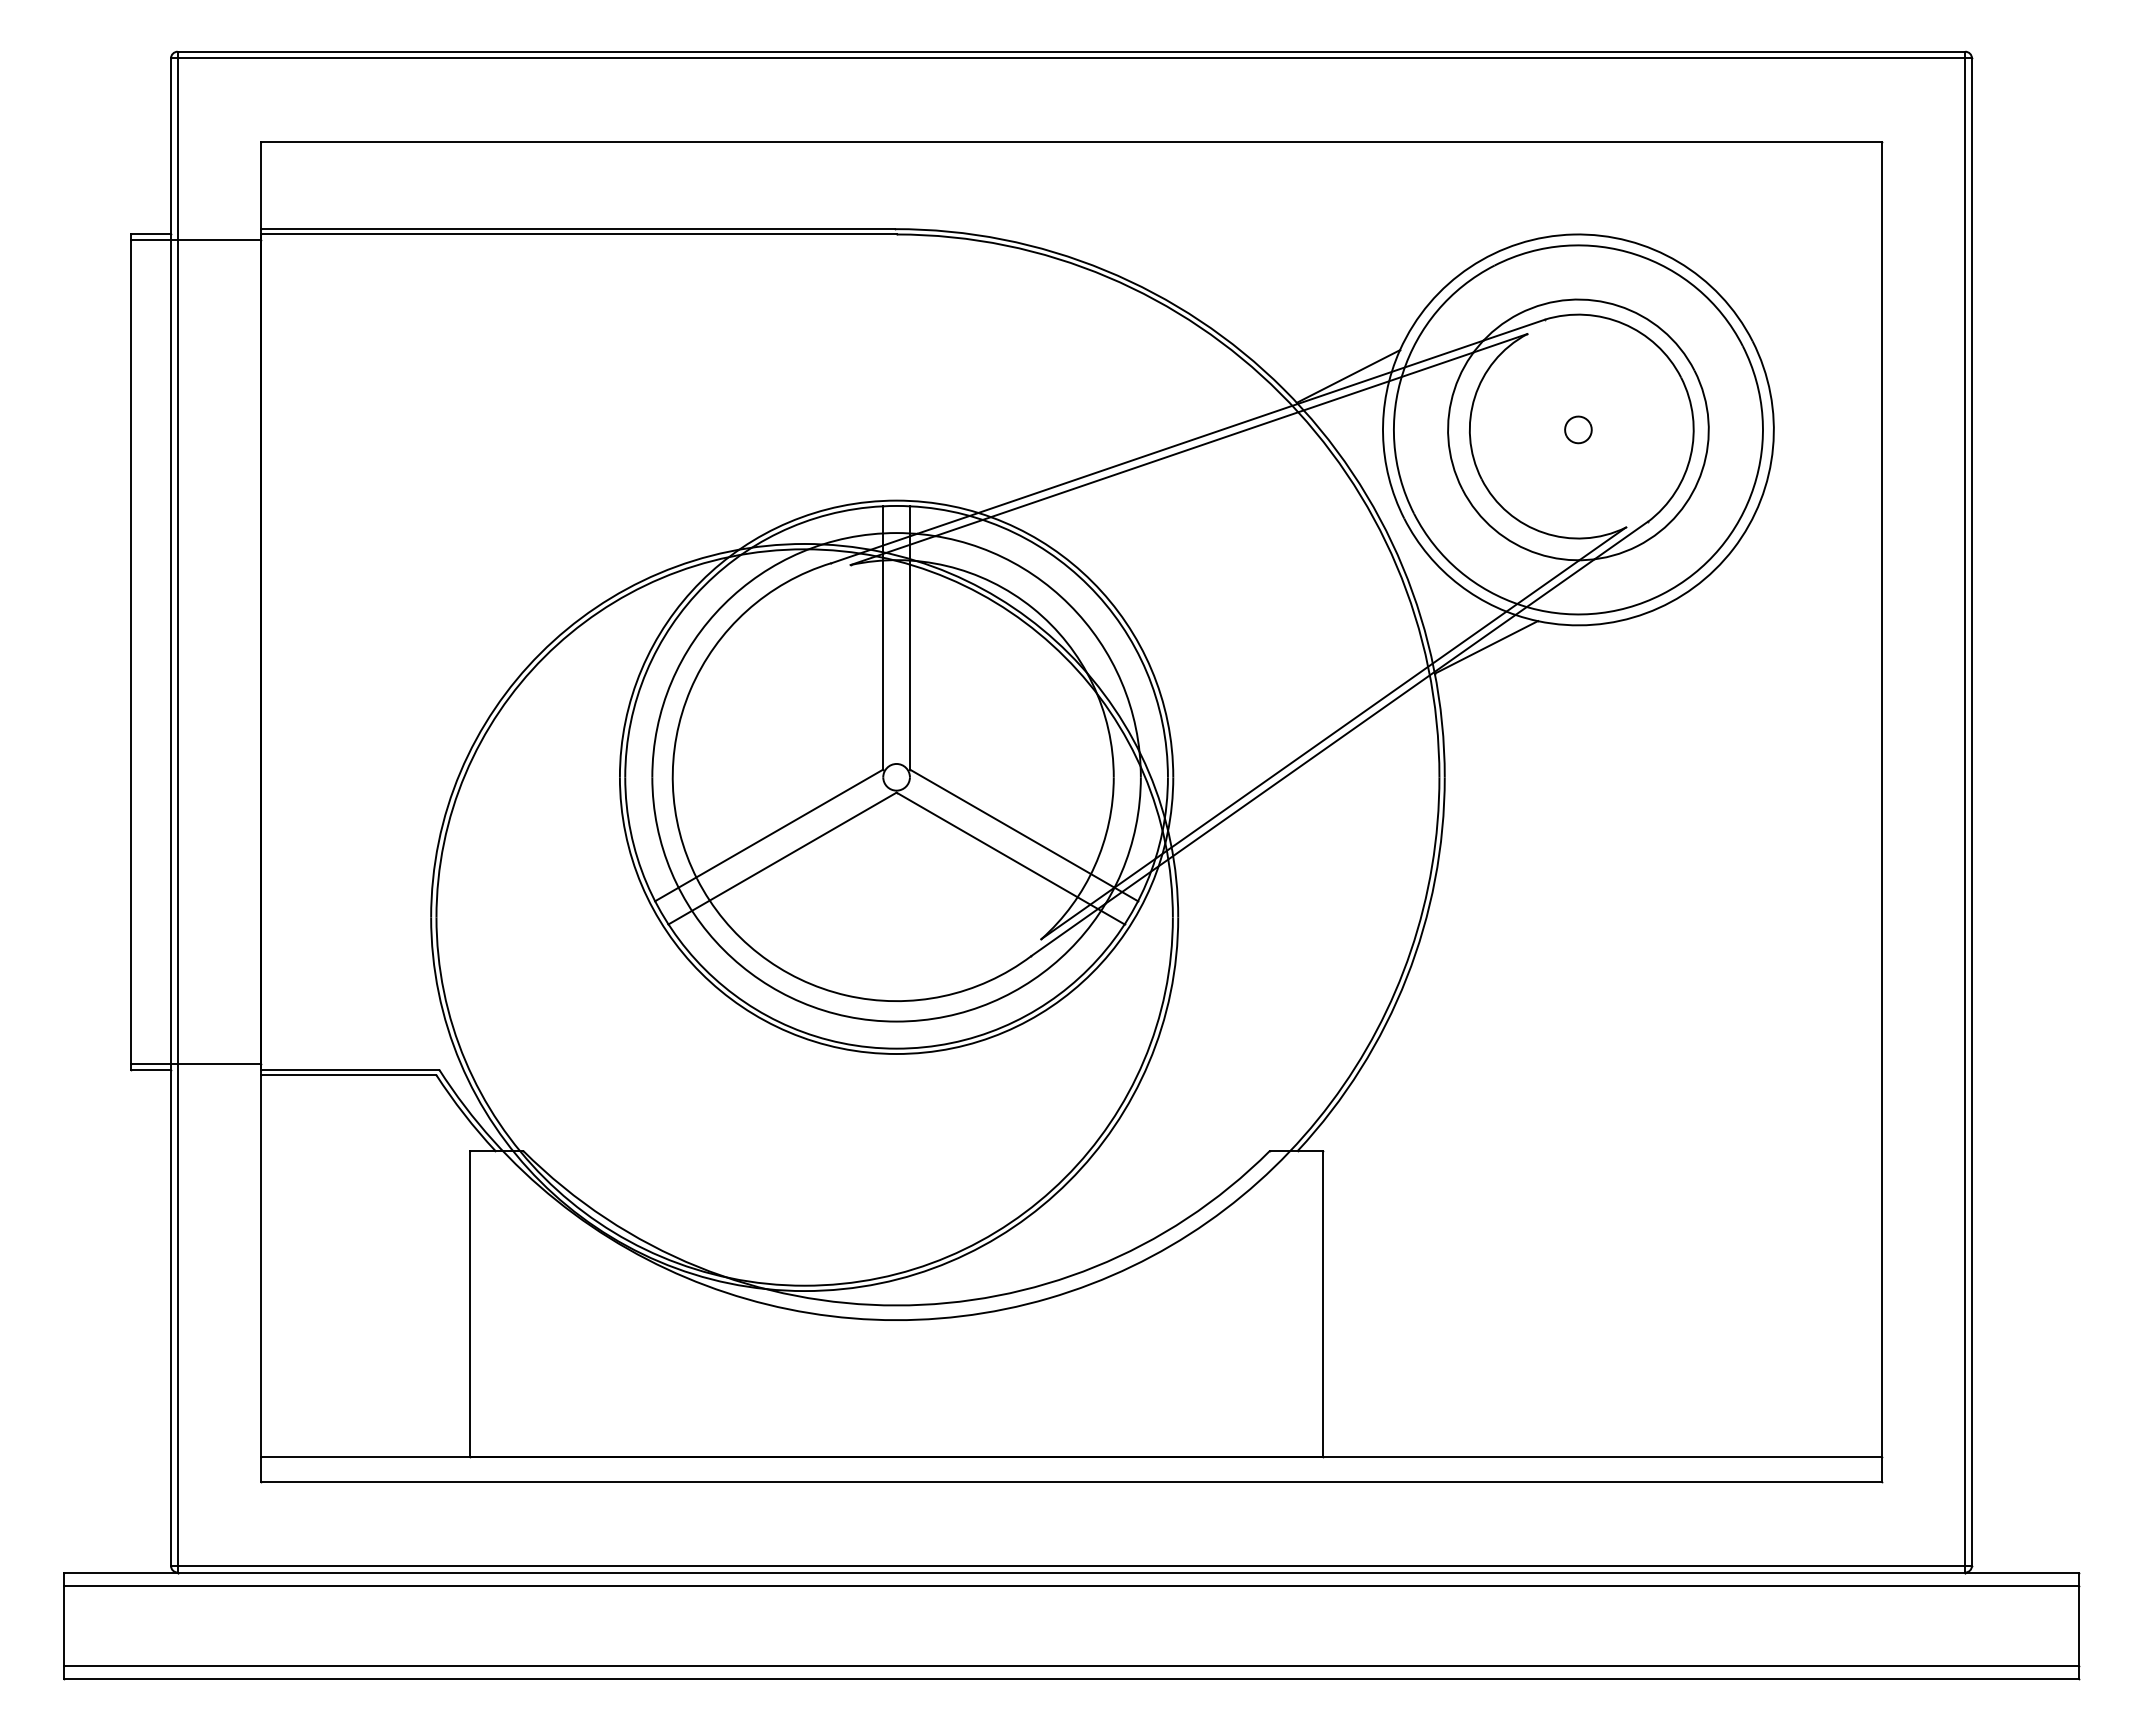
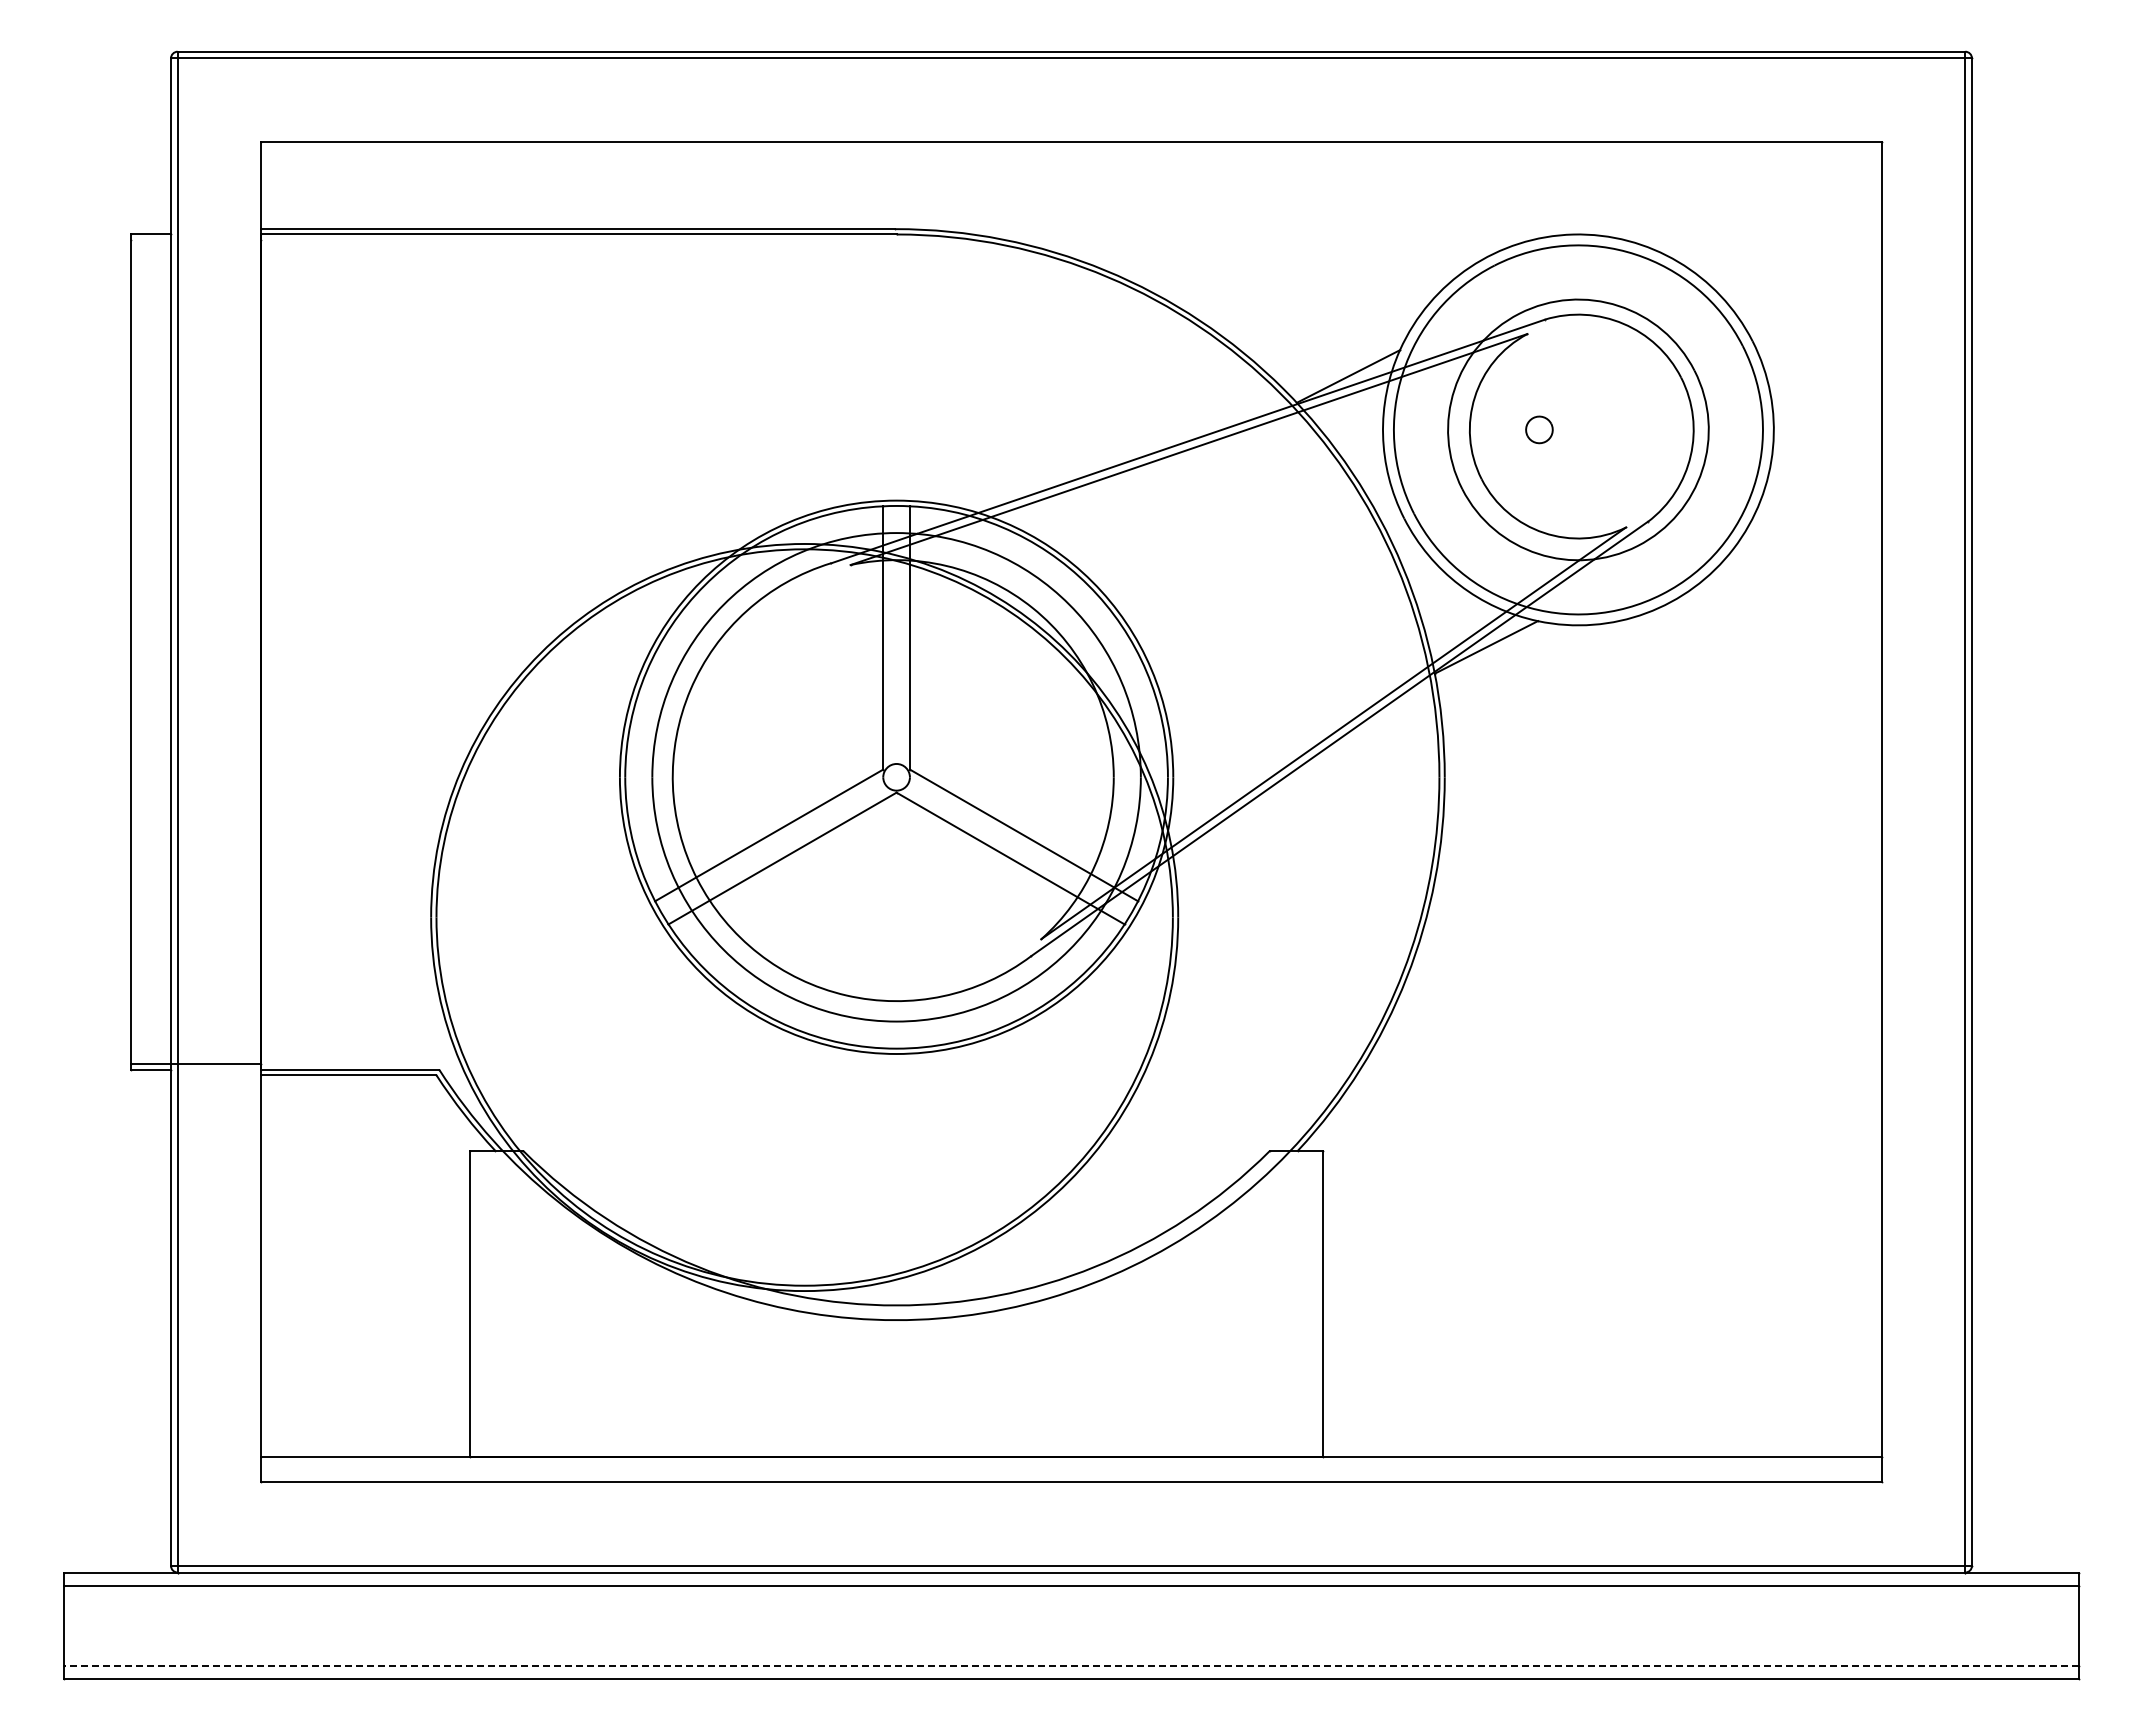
line: present -> none (195, 239)
part position: (1578, 429) -> (1539, 429) (1539, 429)
line: solid -> dashed (1071, 1665)
